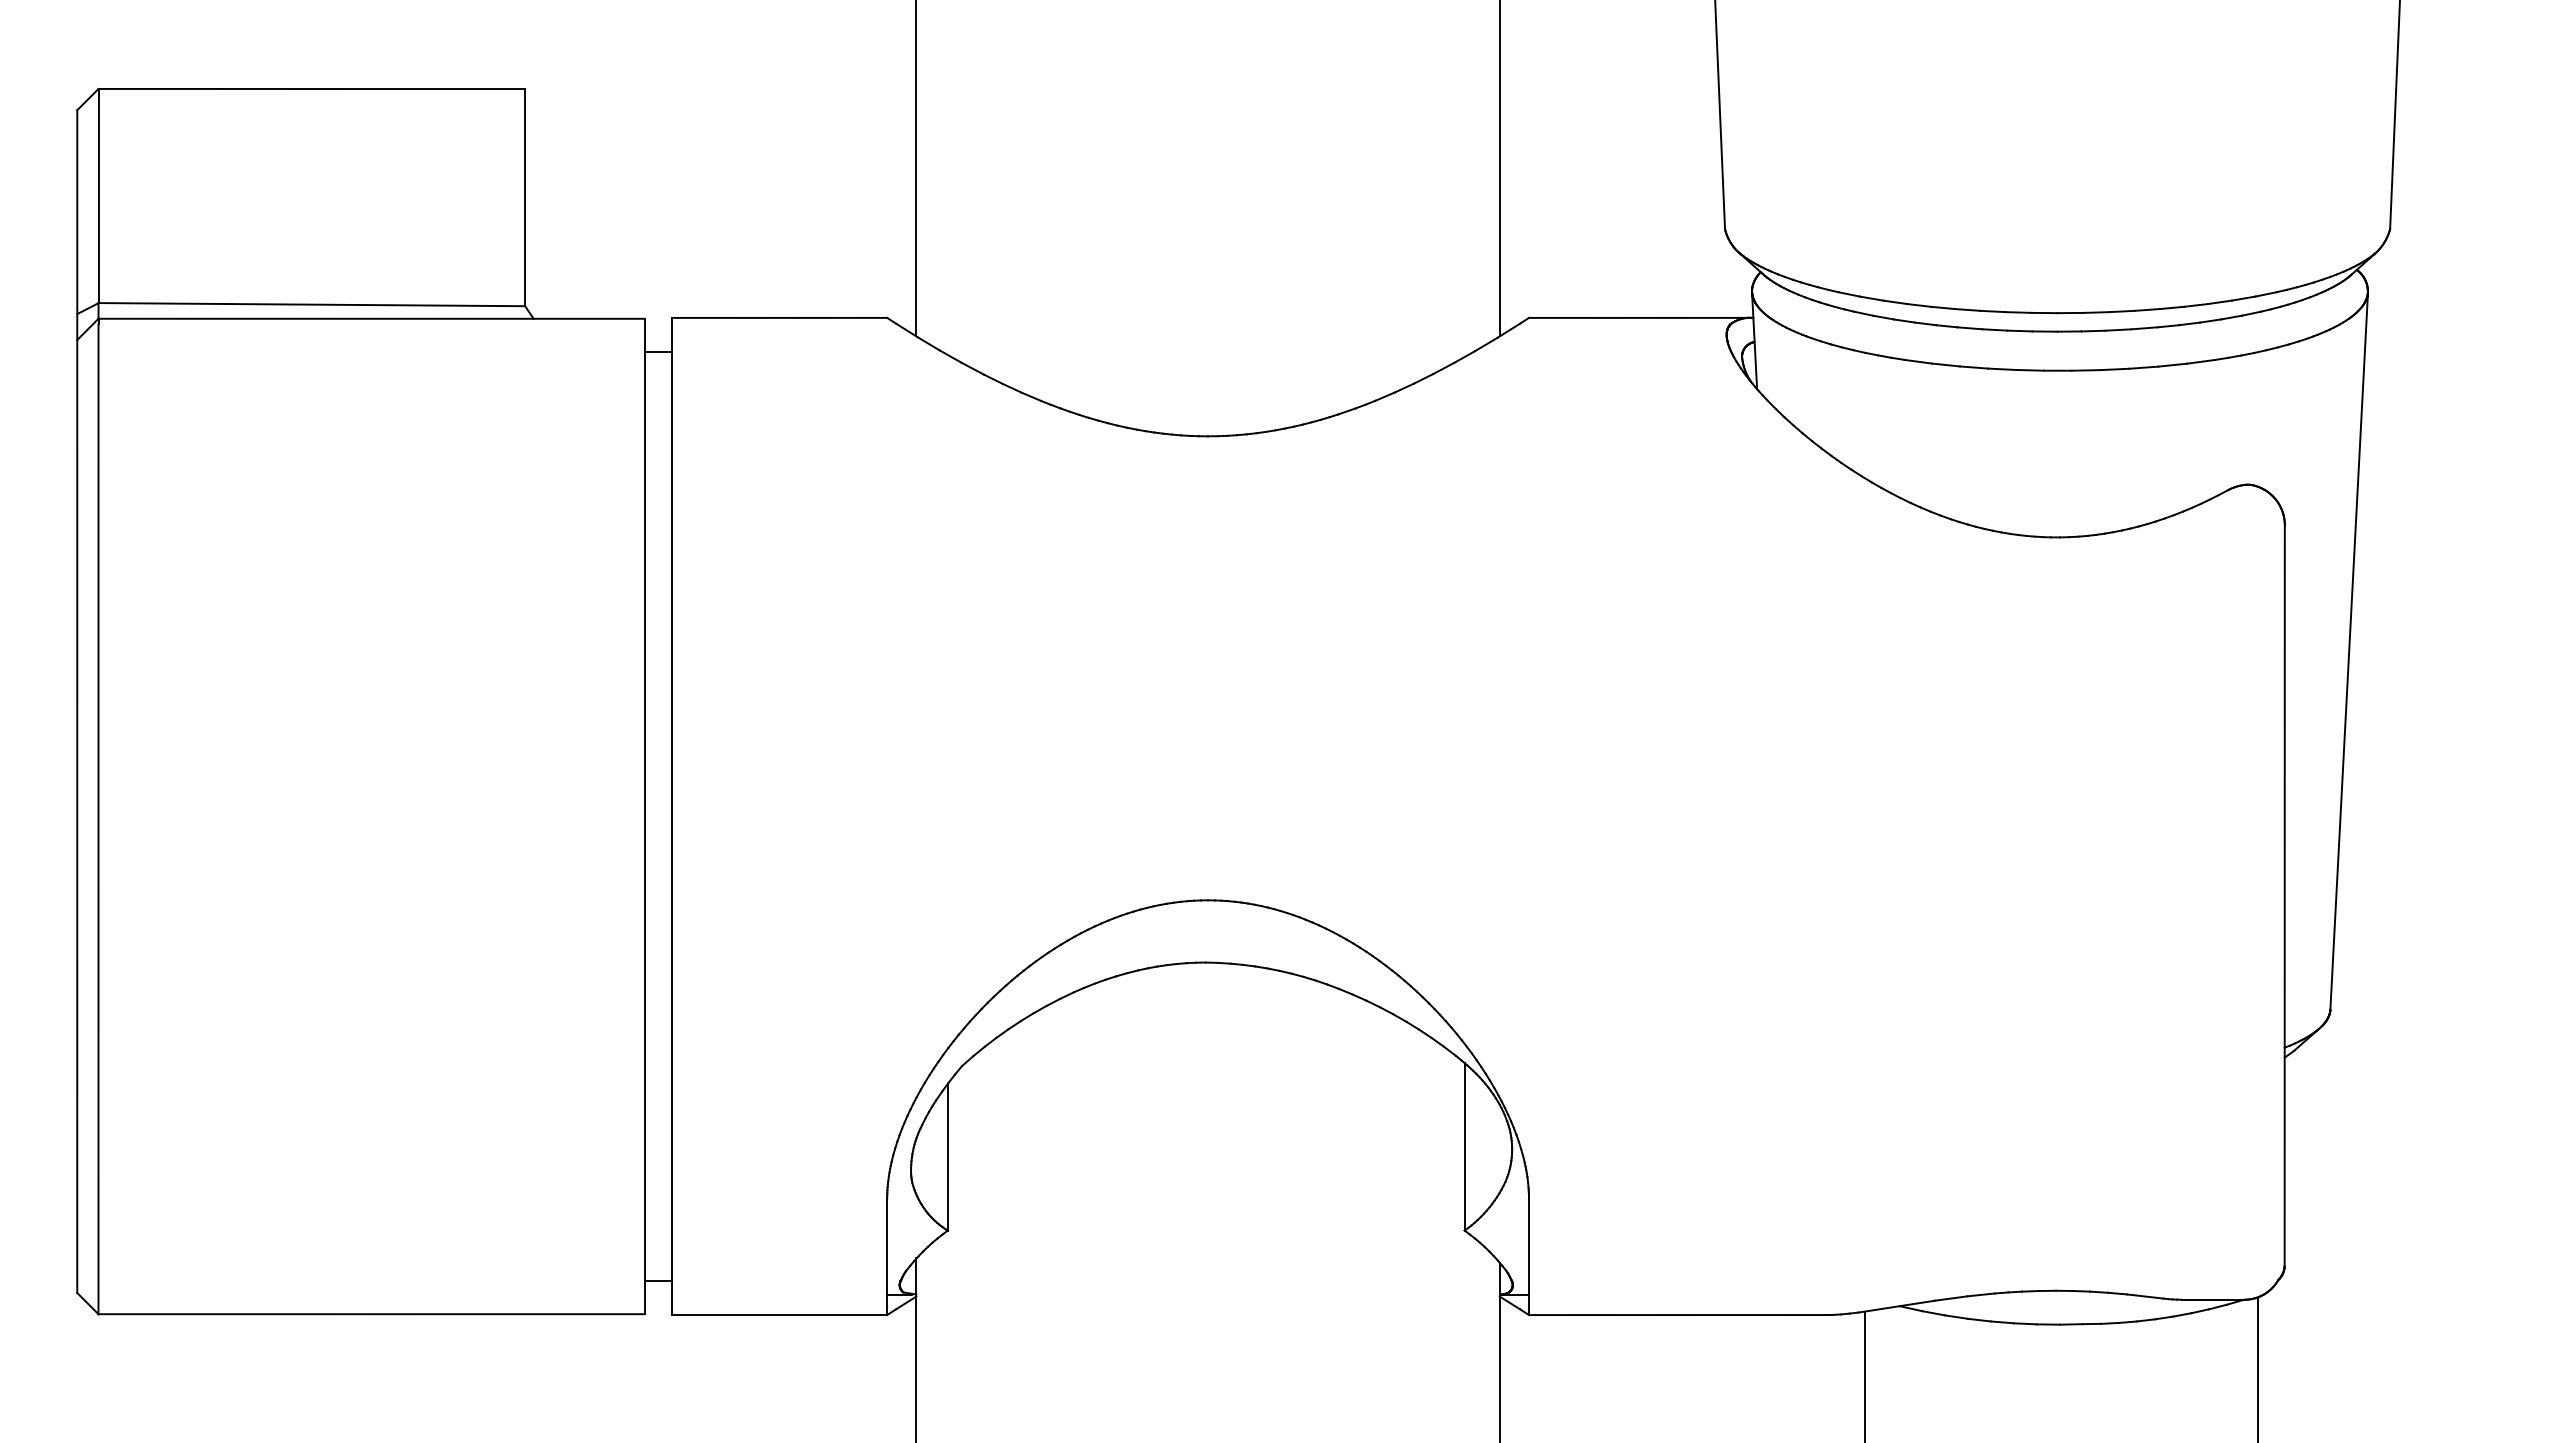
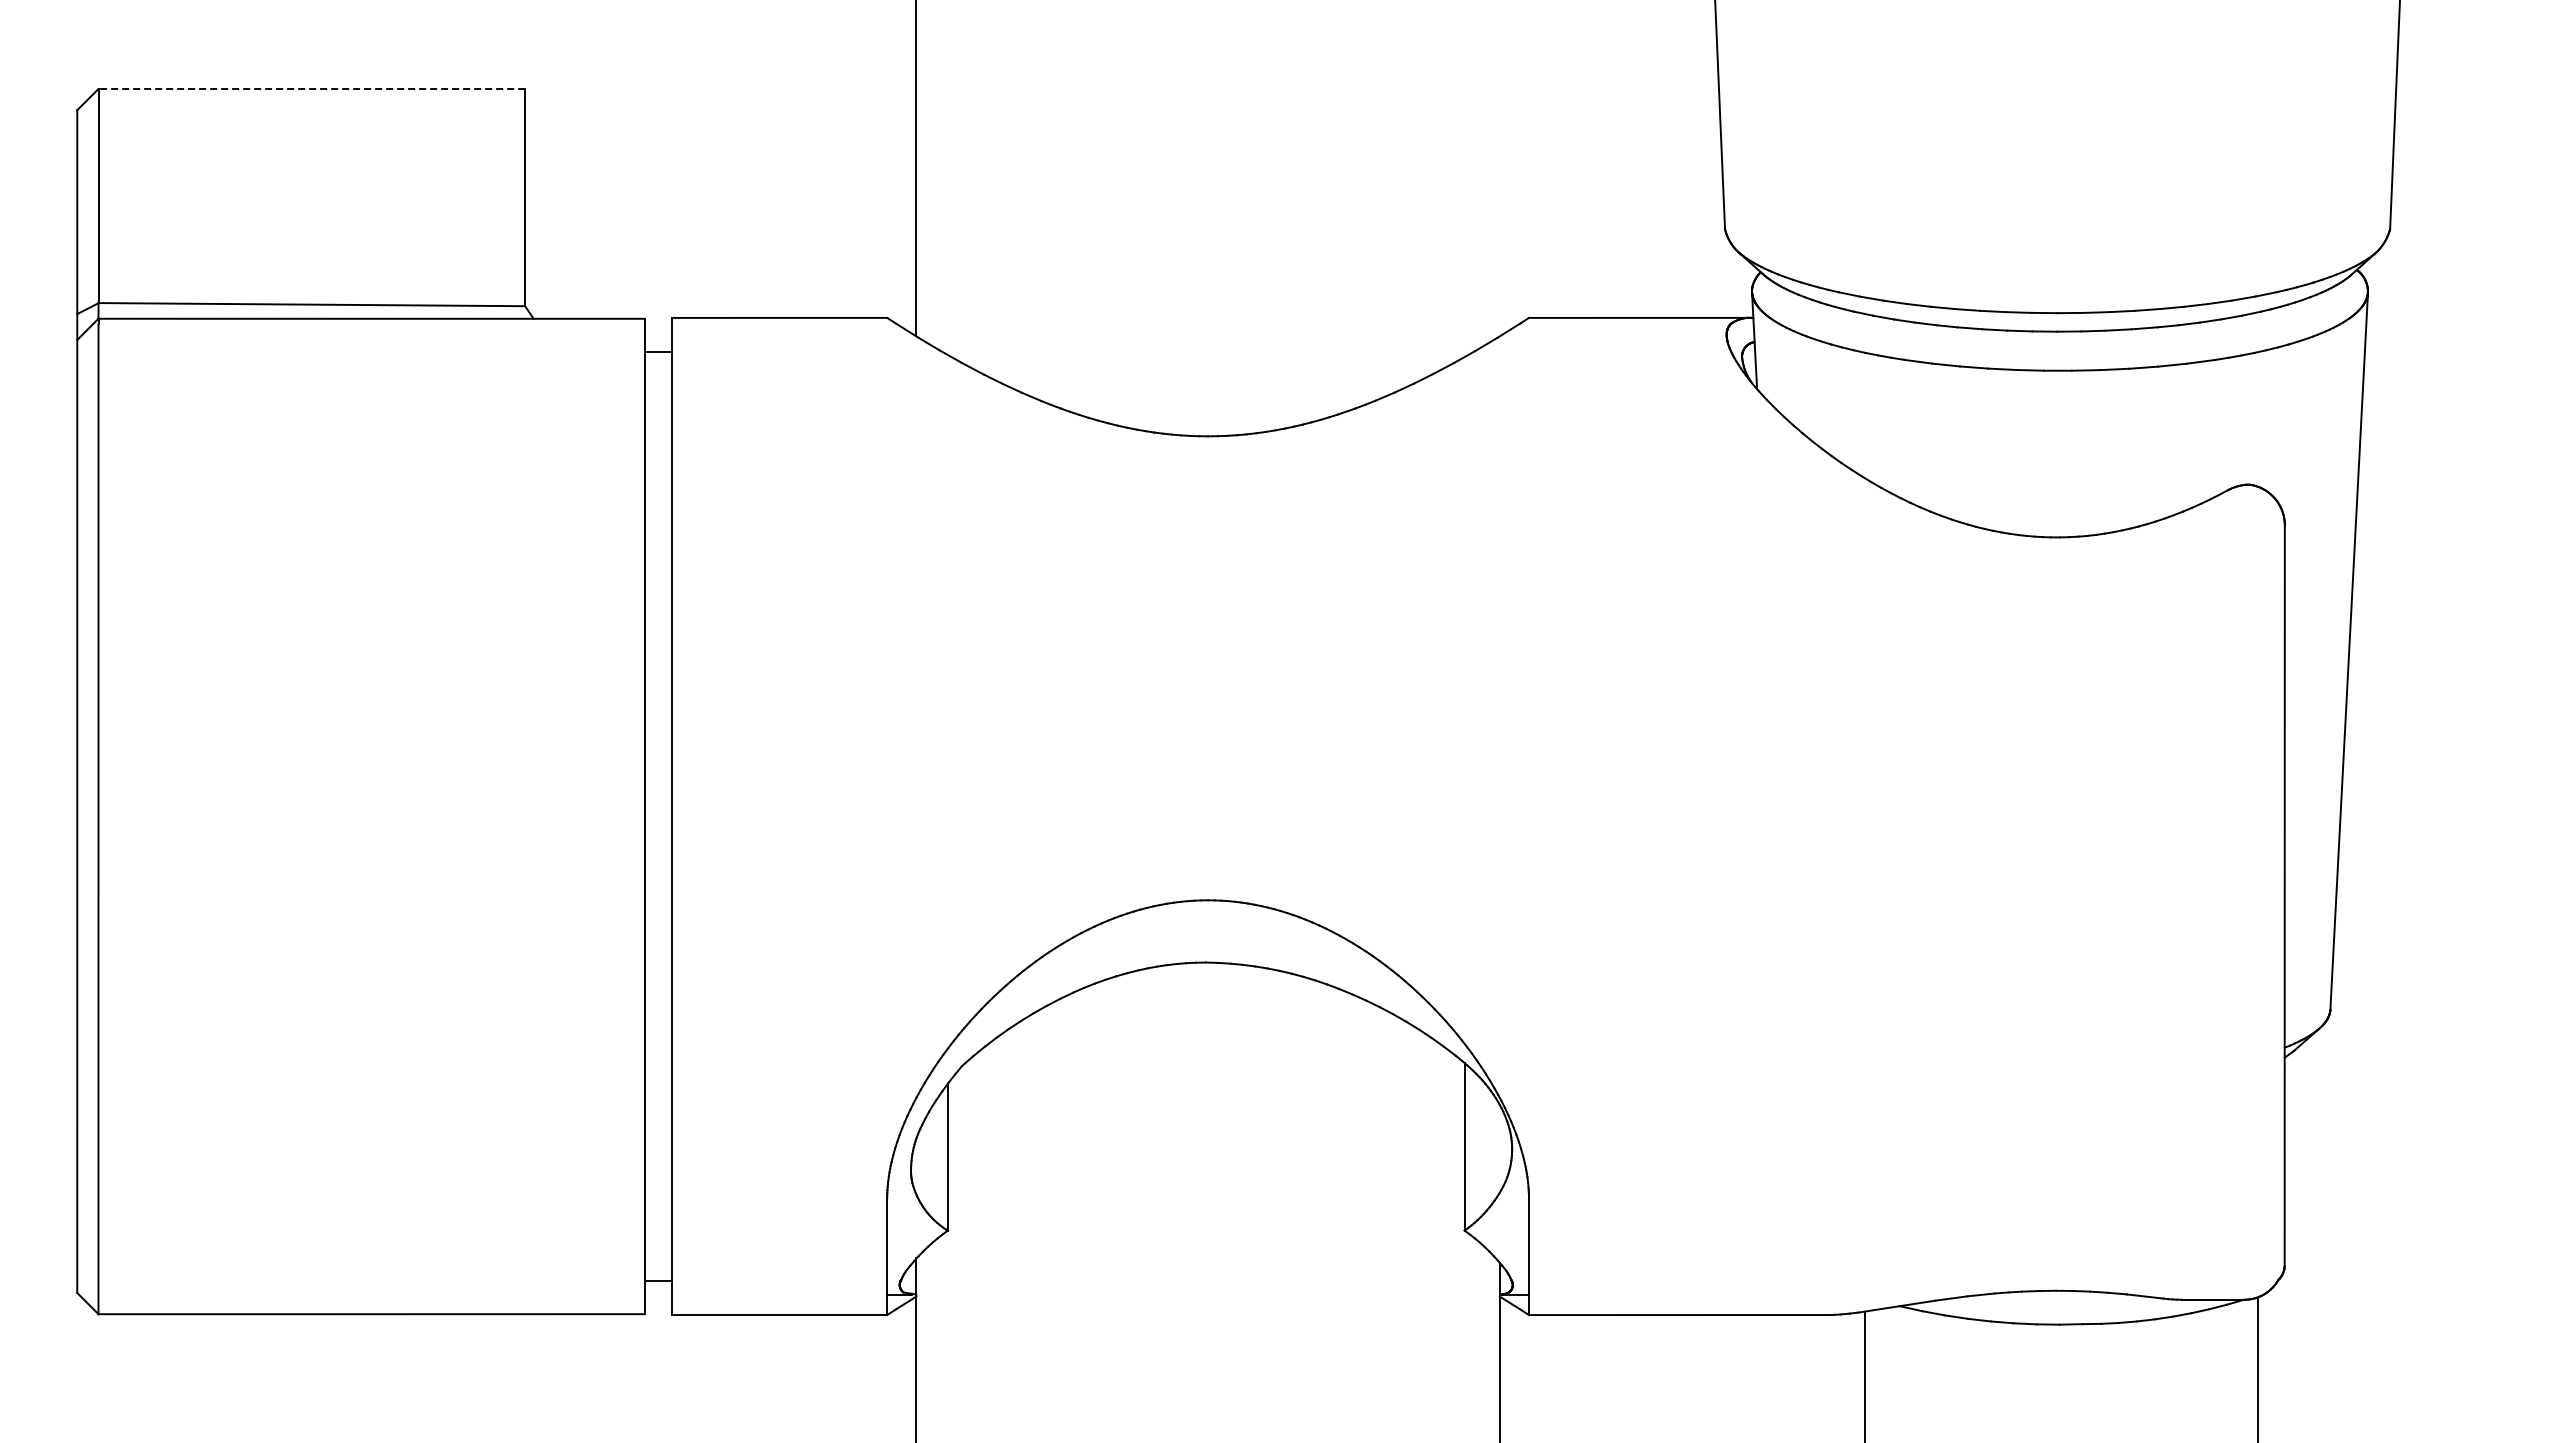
line: solid -> dashed (311, 88)
line: present -> none (1499, 169)
